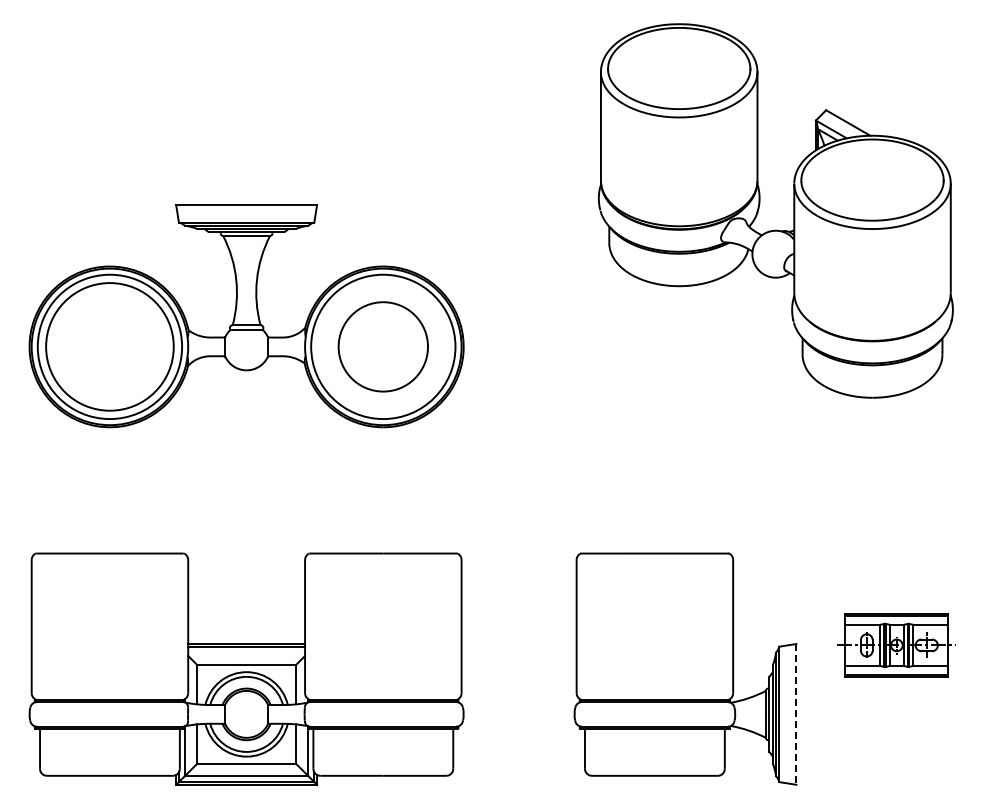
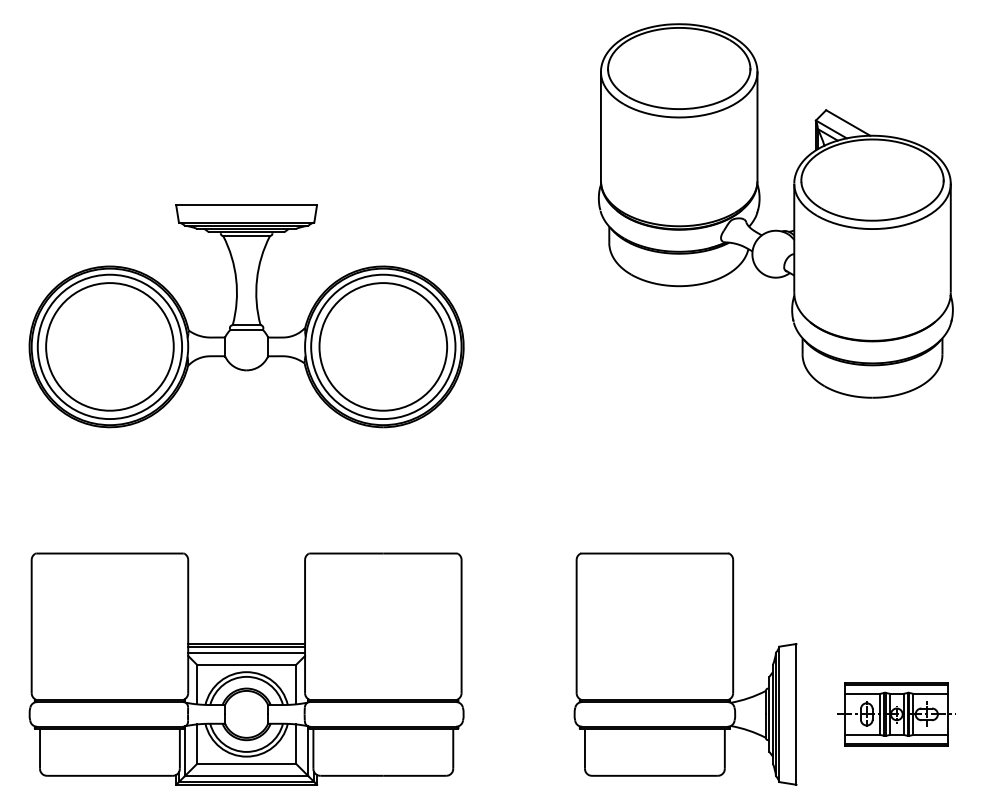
circle diameter: 89 px -> 128 px (383, 346)
part position: (896, 645) -> (896, 714) (896, 714)
line: none -> present (246, 652)
line: dashed -> solid (796, 714)
